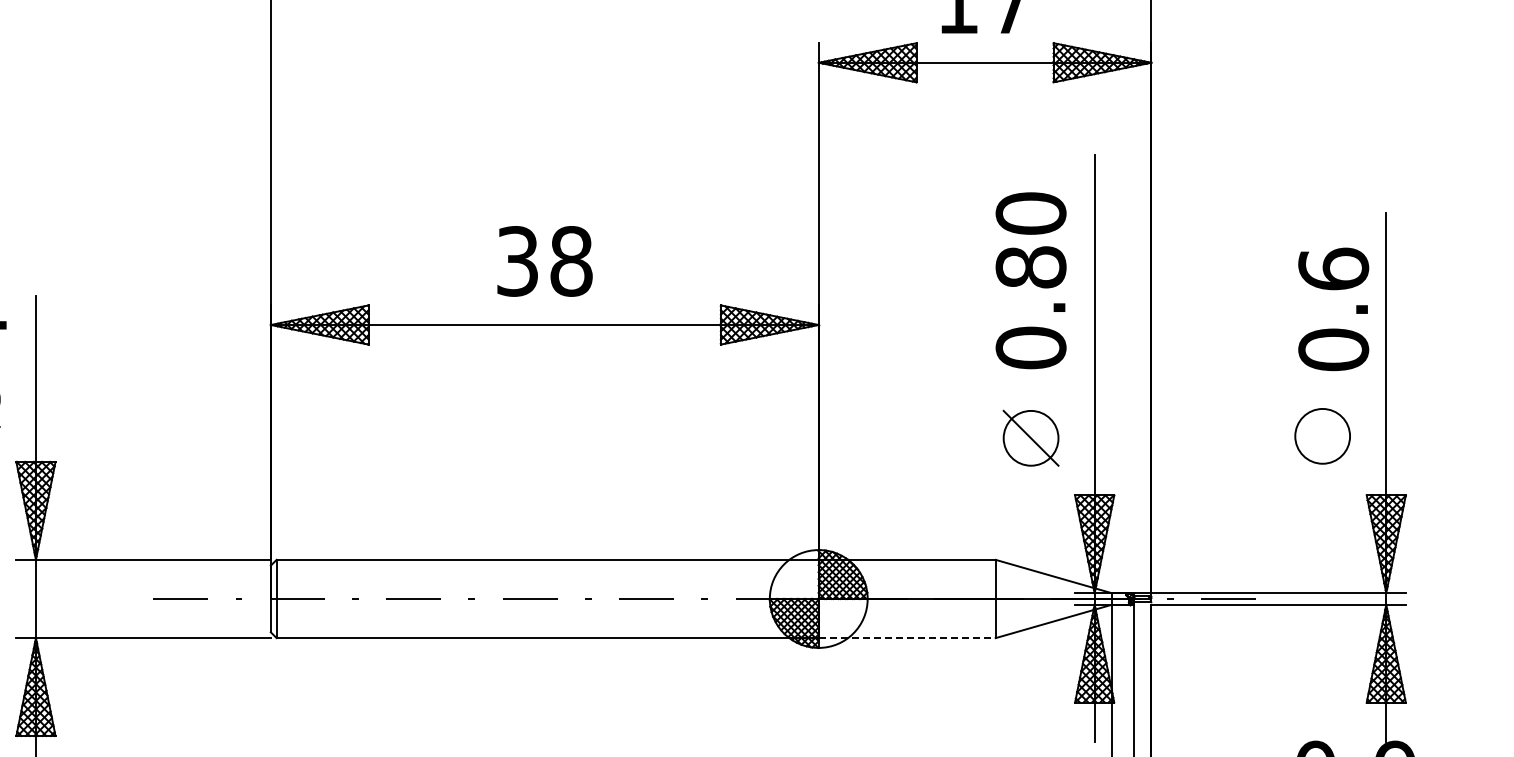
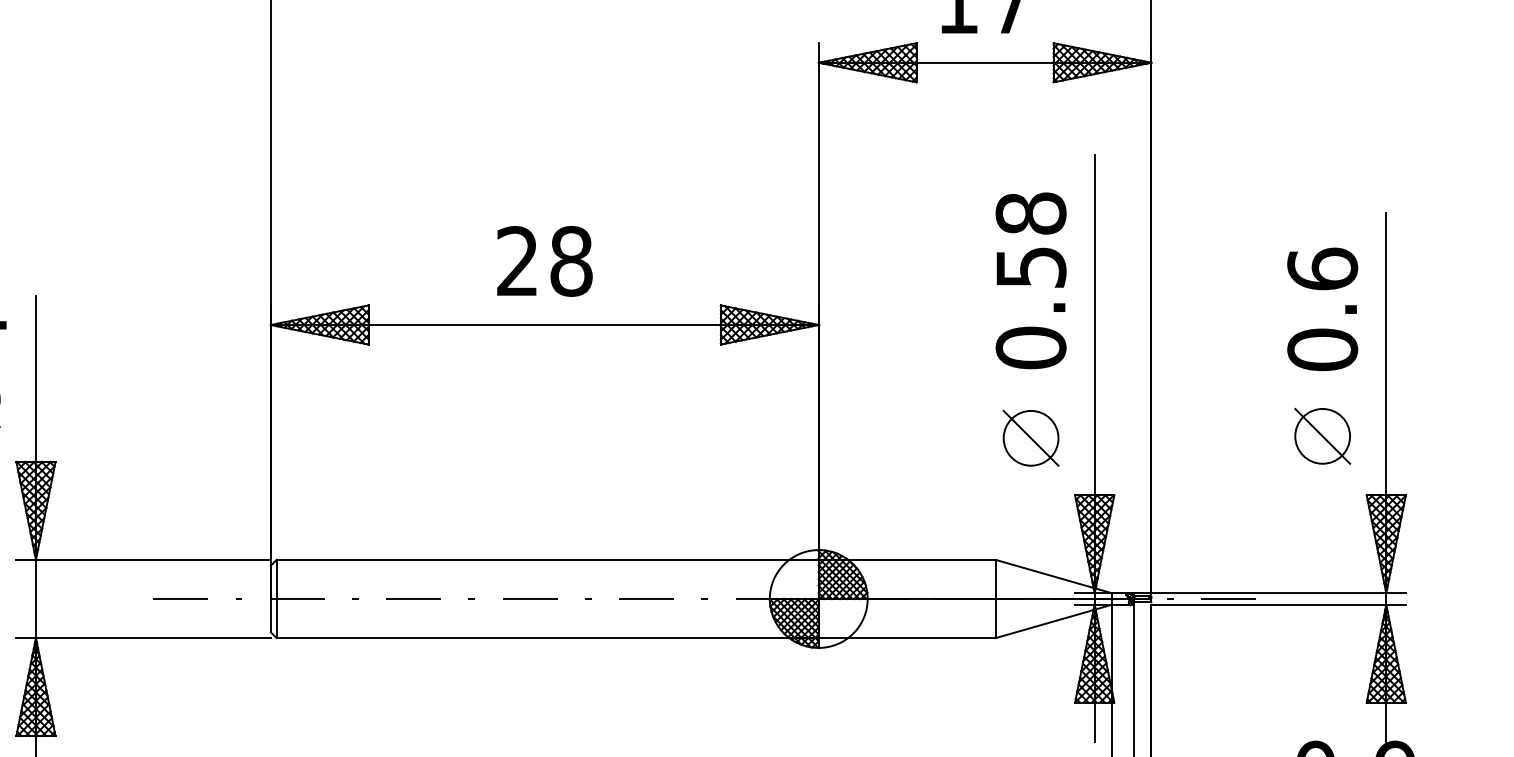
text: 0.80 -> 0.58 (1030, 240)
text: 38 -> 28 (517, 261)
text position: (1333, 309) -> (1322, 309) (1322, 309)
line: none -> present (1322, 435)
line: dashed -> solid (907, 638)
